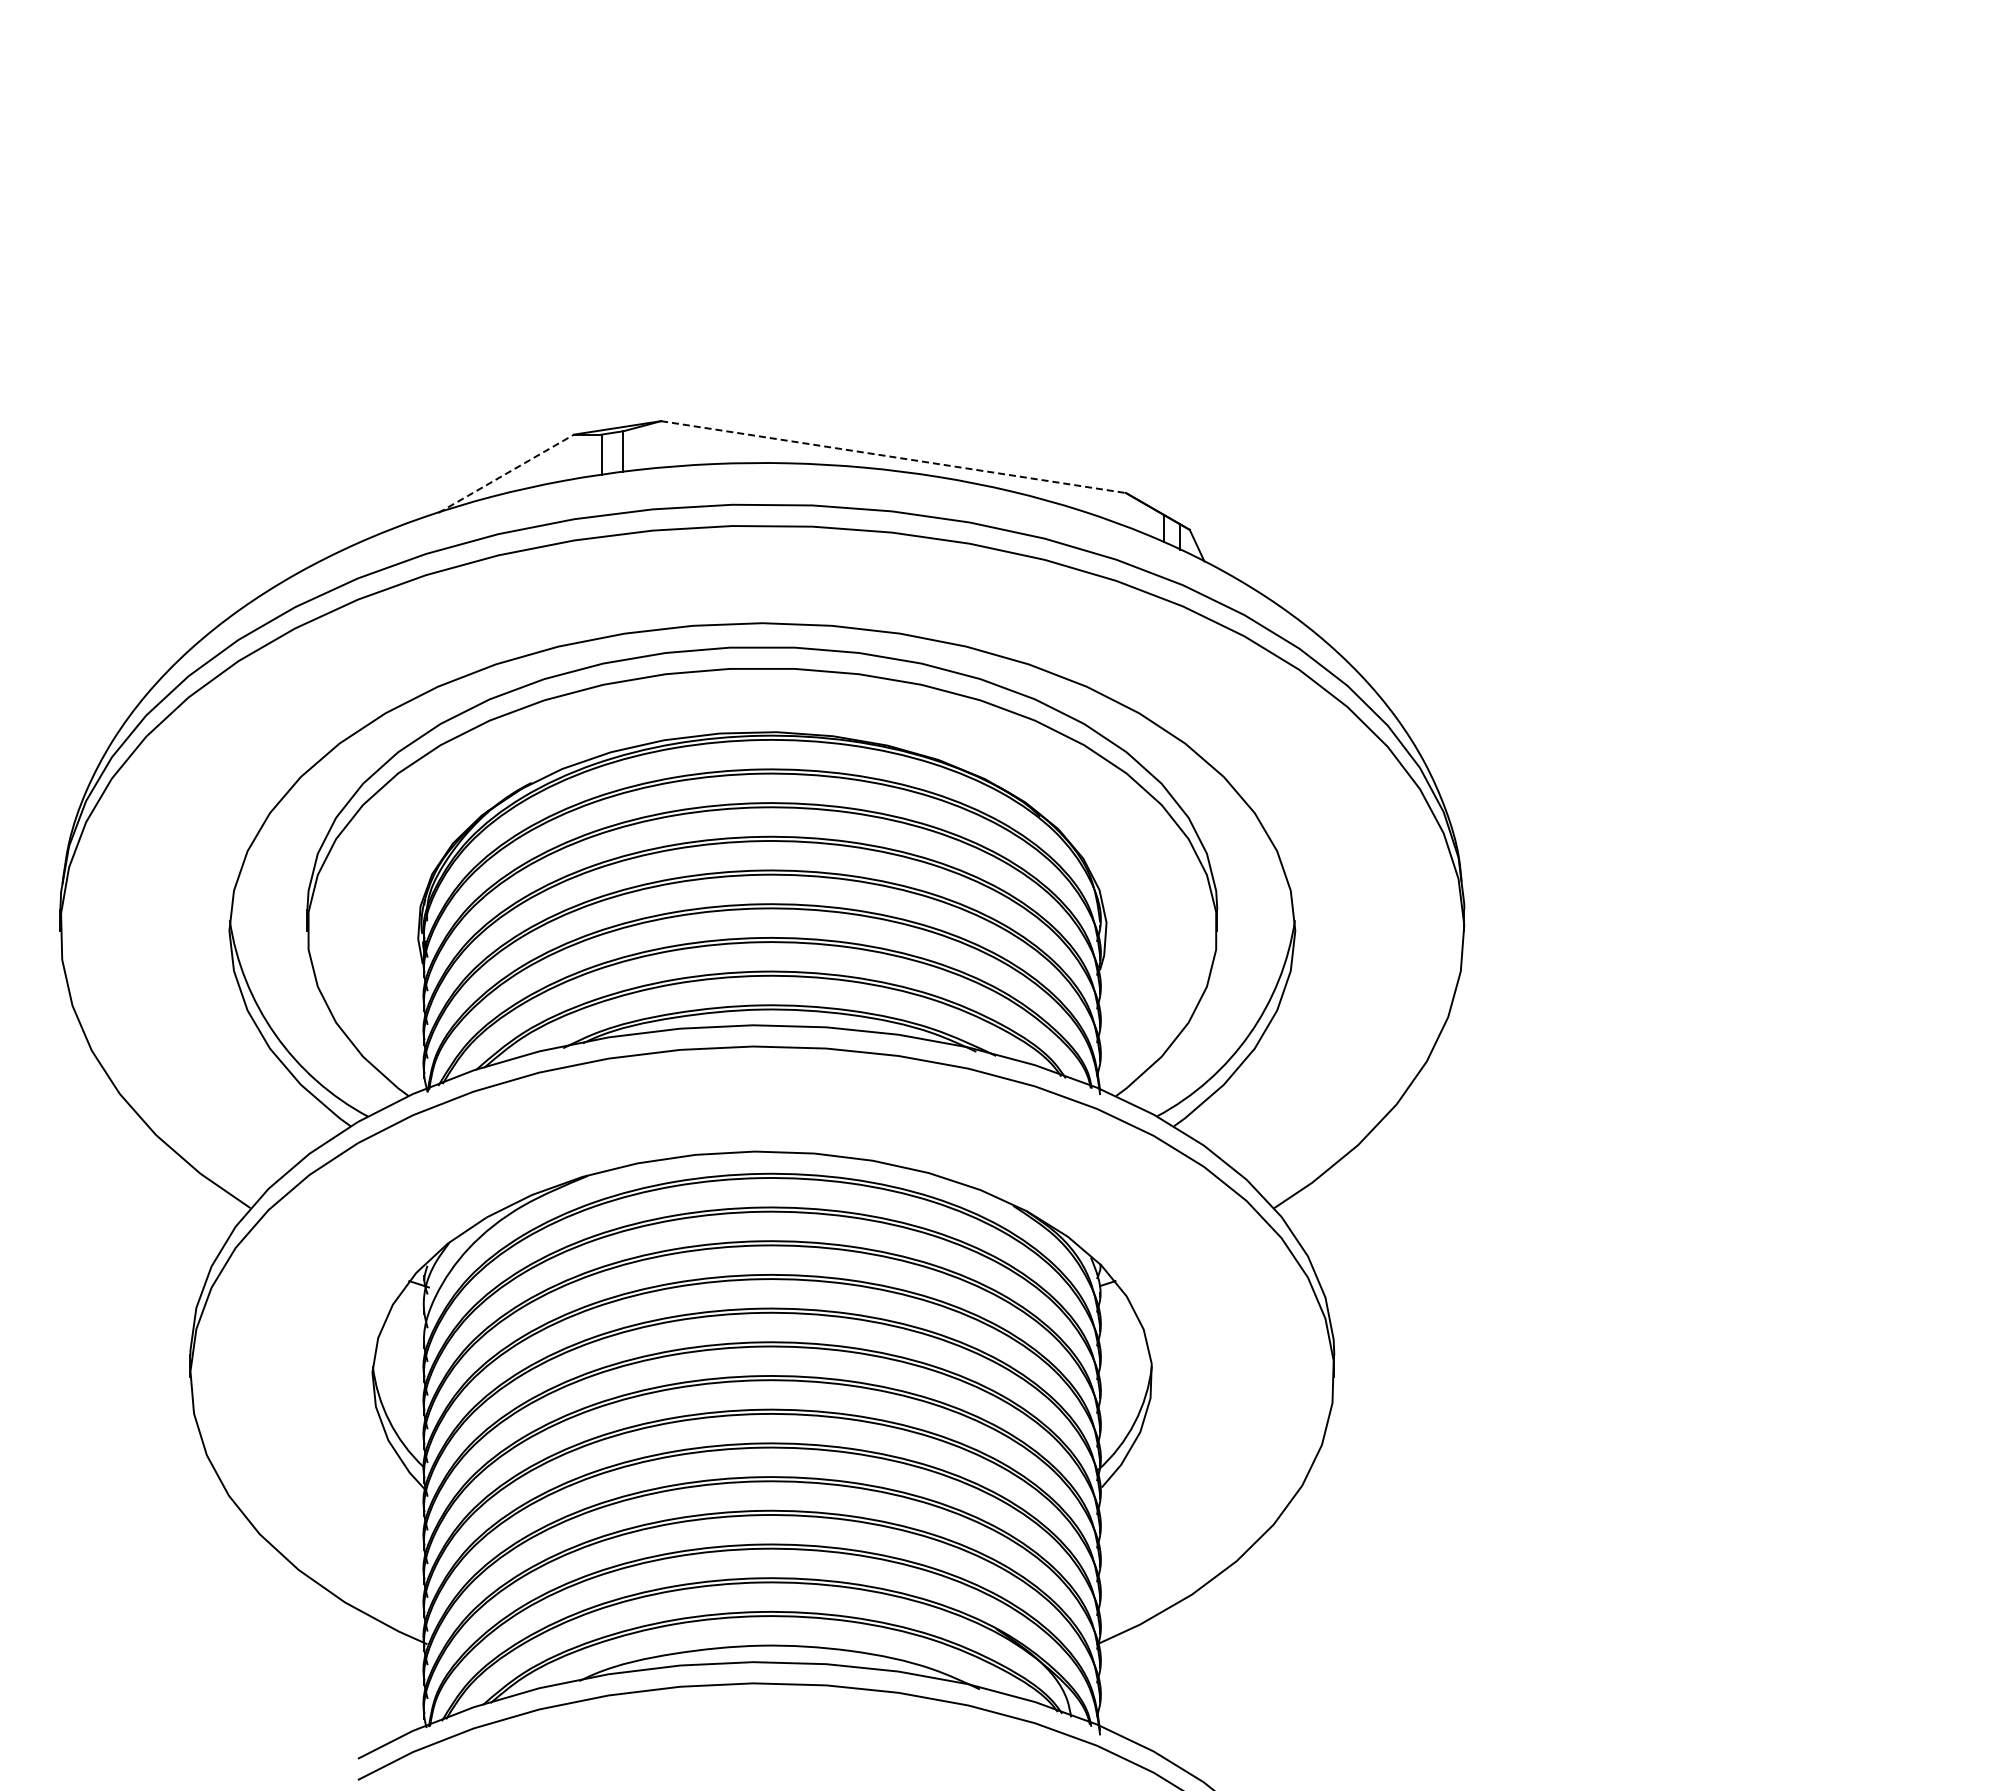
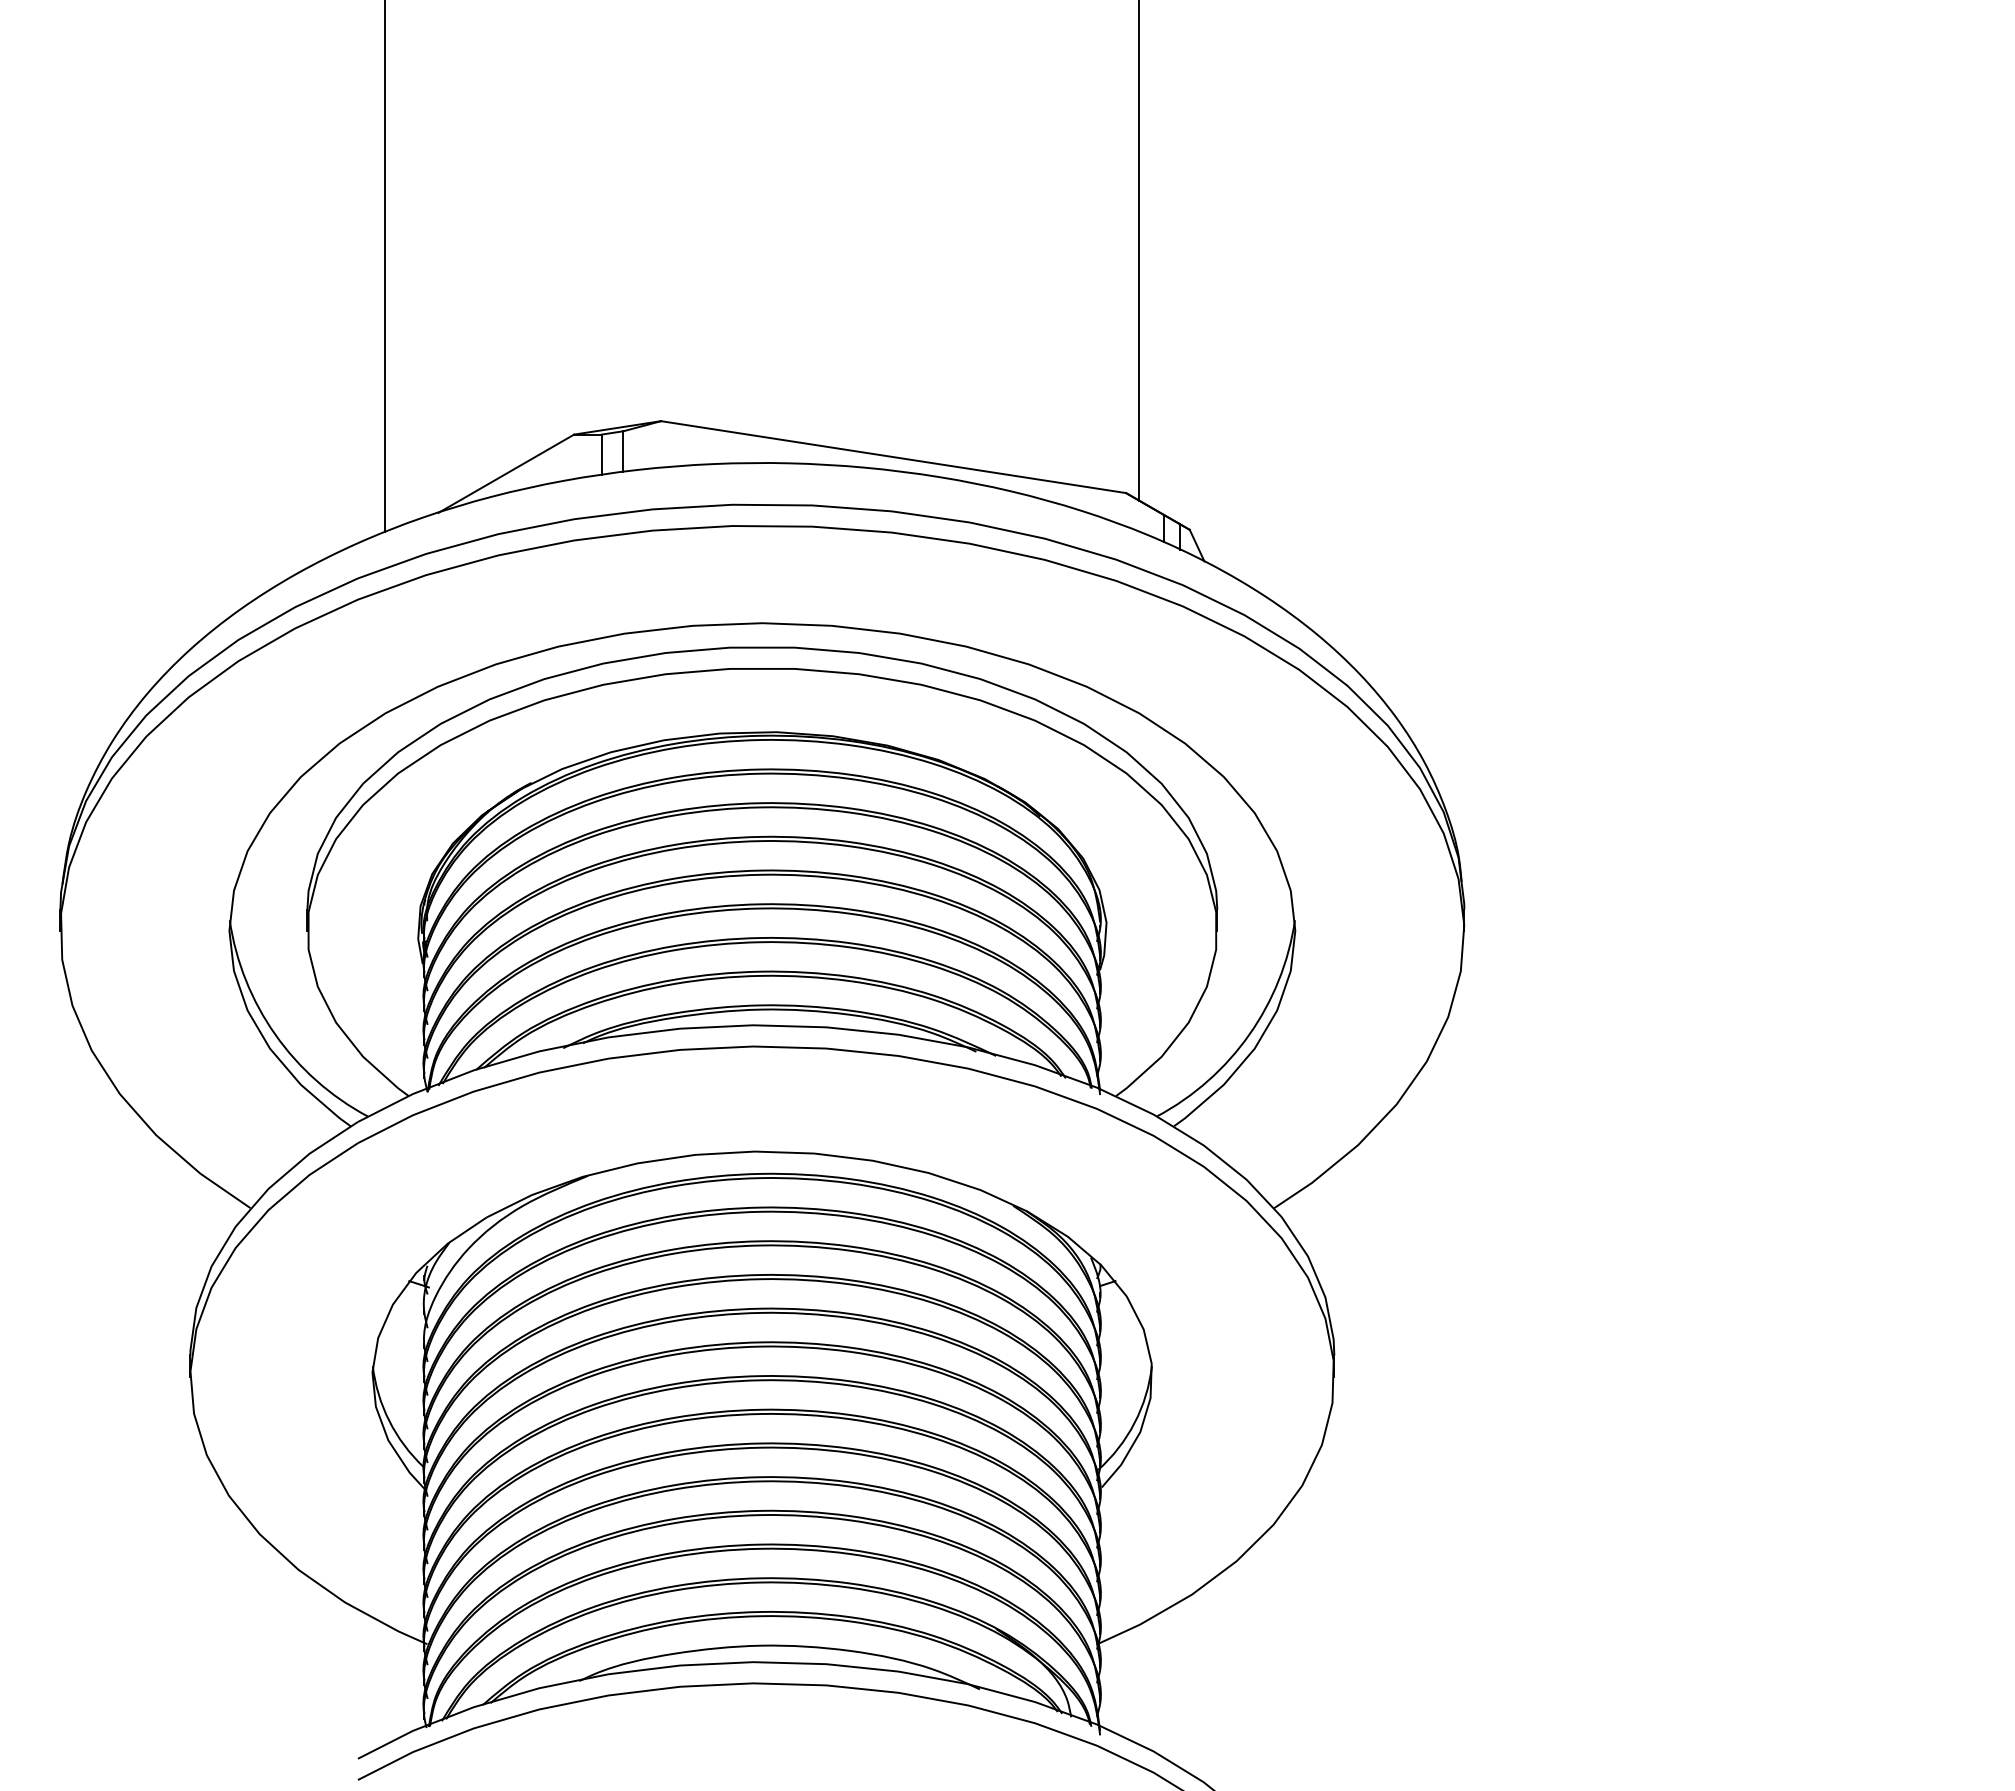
line: none -> present (1139, 251)
line: none -> present (385, 267)
line: dashed -> solid (894, 457)
line: dashed -> solid (506, 473)
